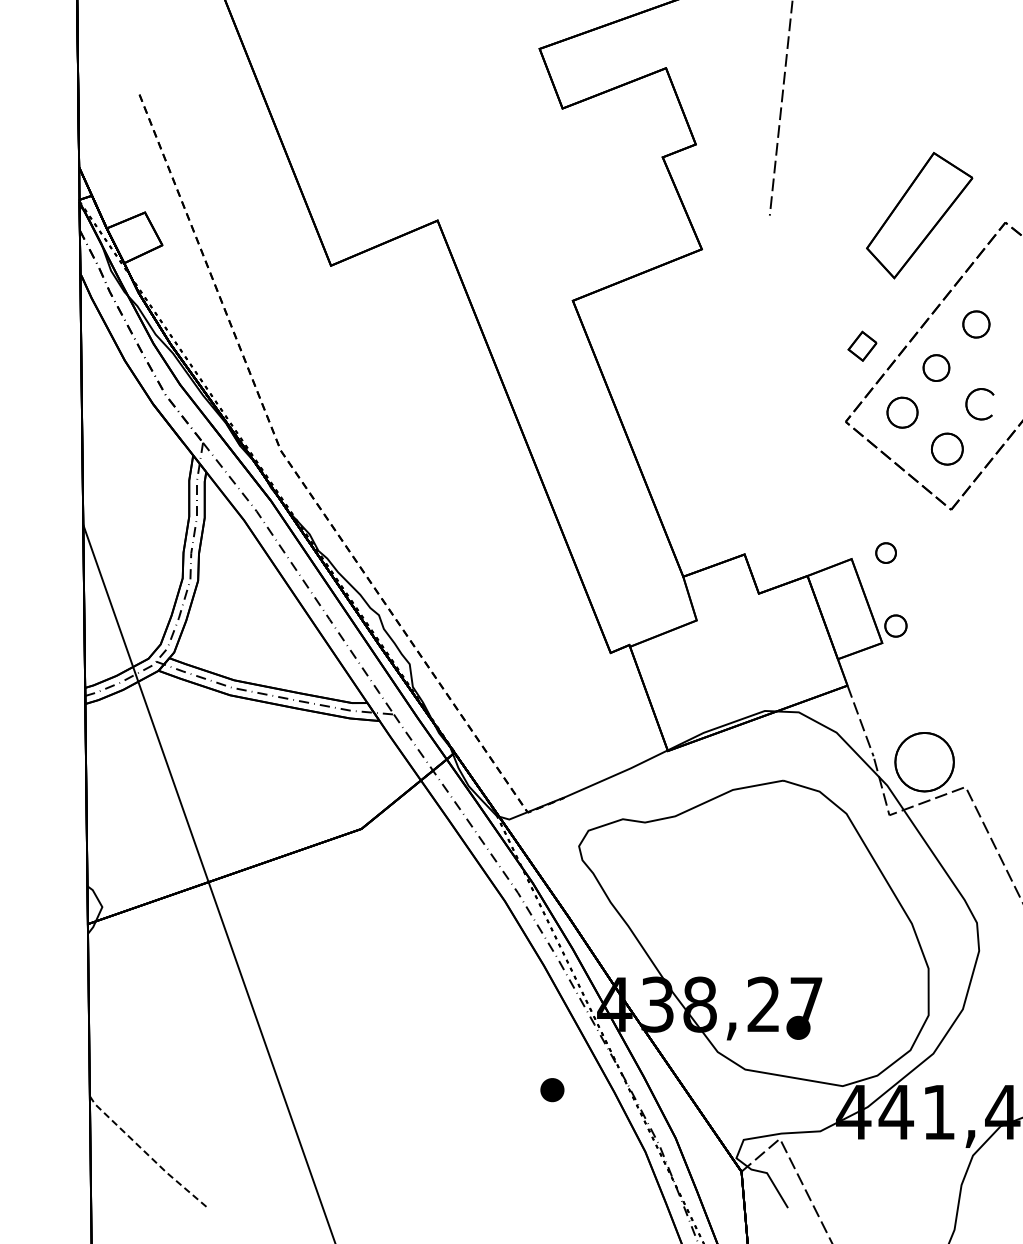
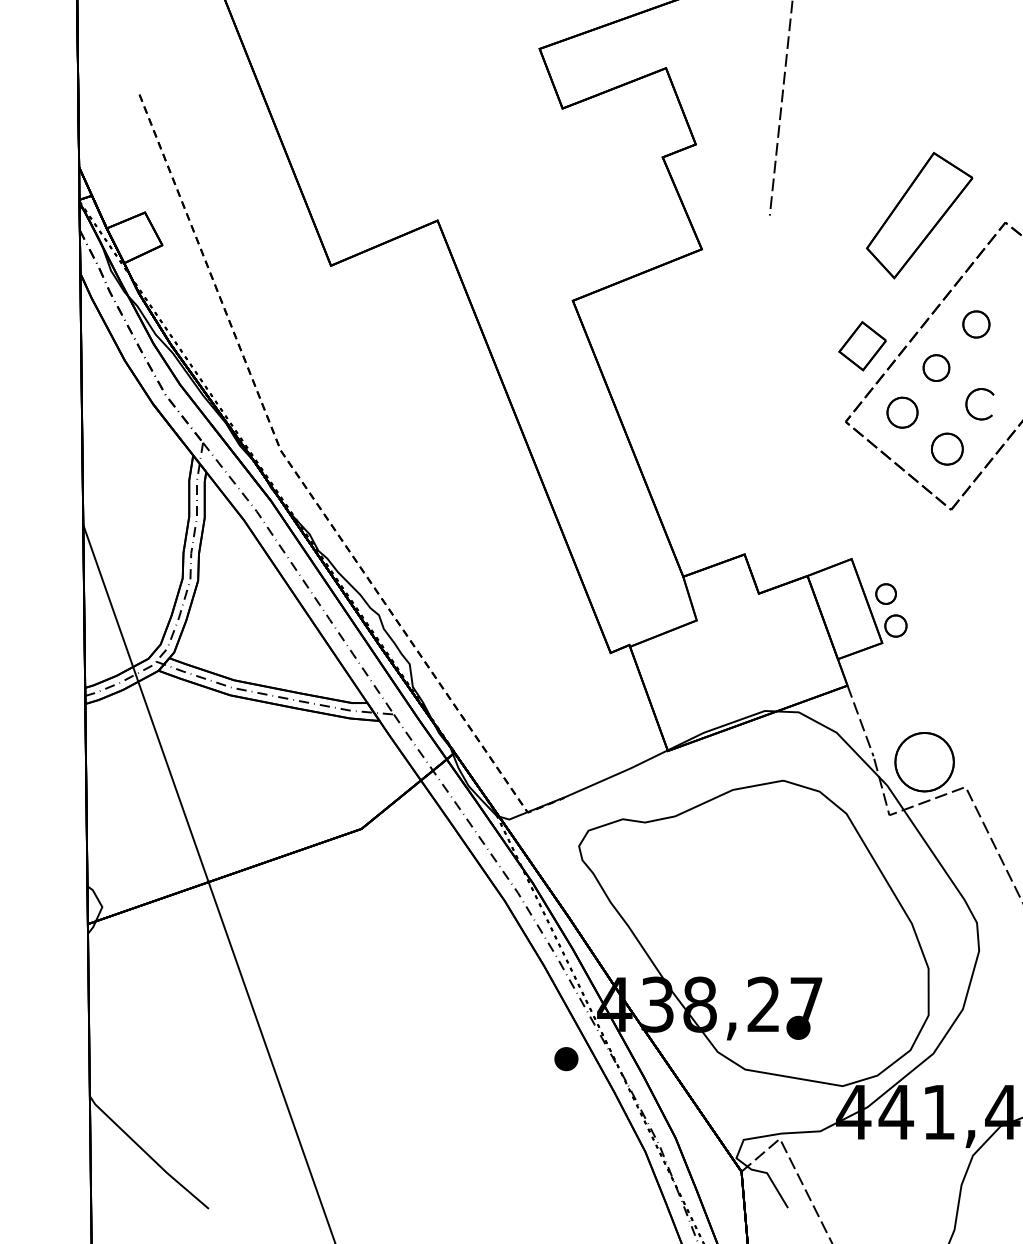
part size: 31x32 px -> 49x51 px (862, 346)
part position: (885, 552) -> (885, 593) (885, 593)
part position: (552, 1090) -> (566, 1059) (566, 1059)
line: dashed -> solid (147, 1154)
